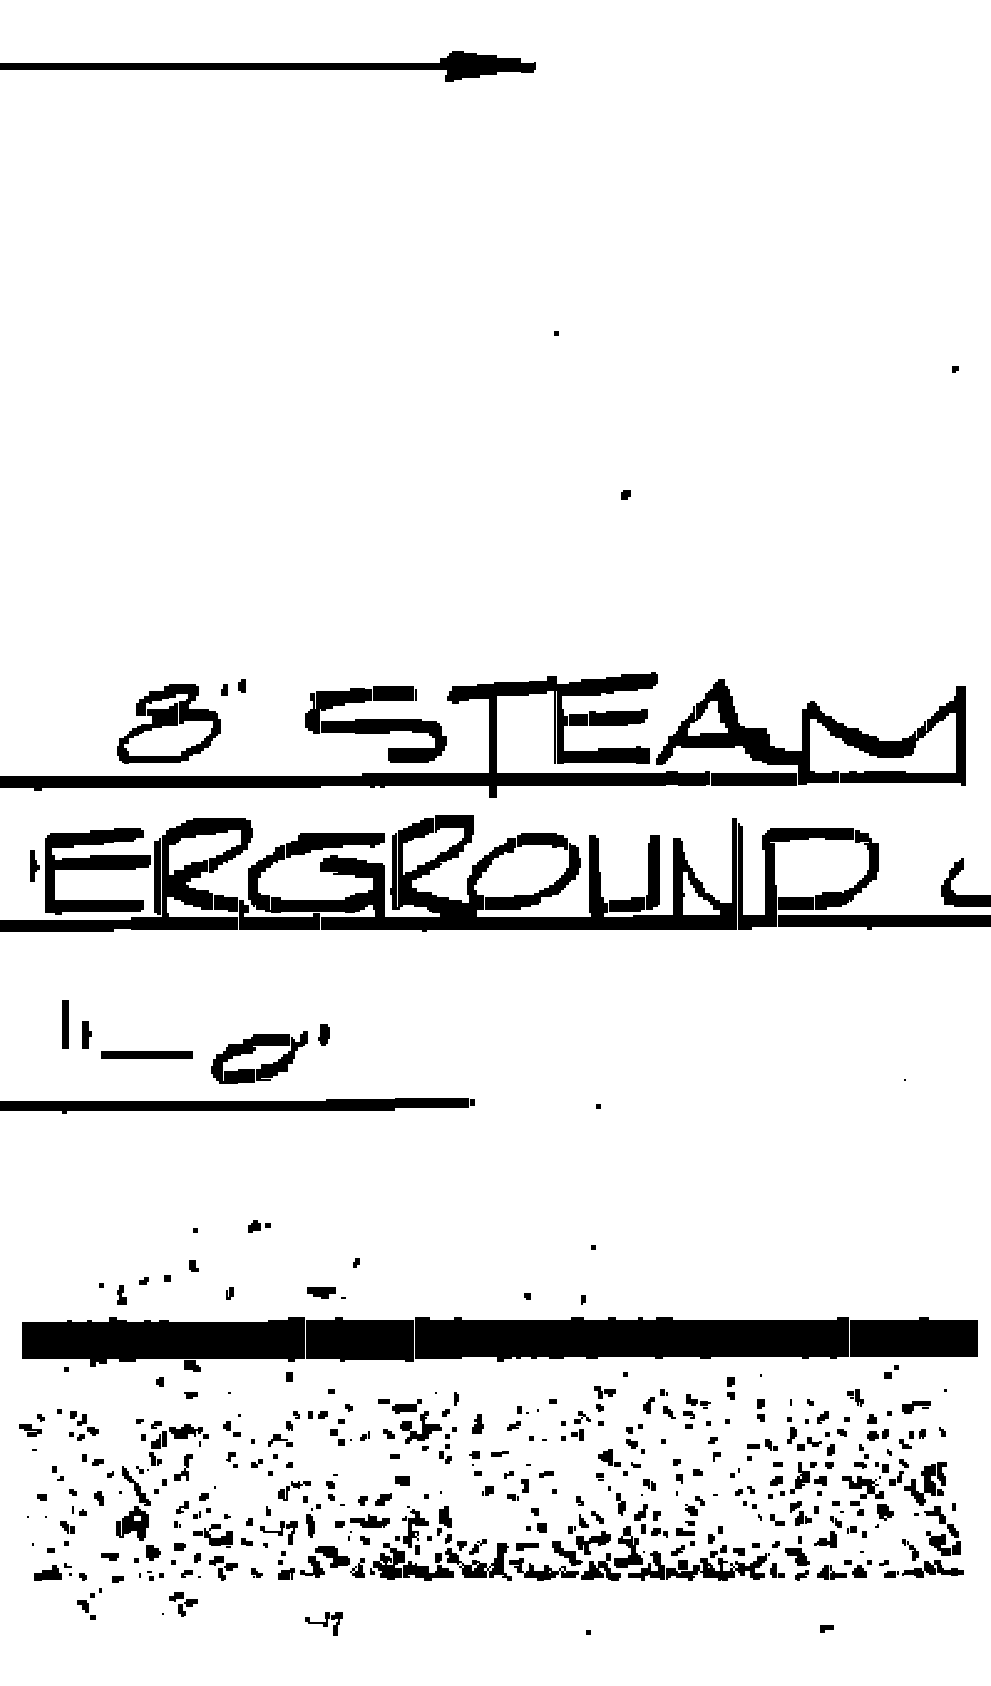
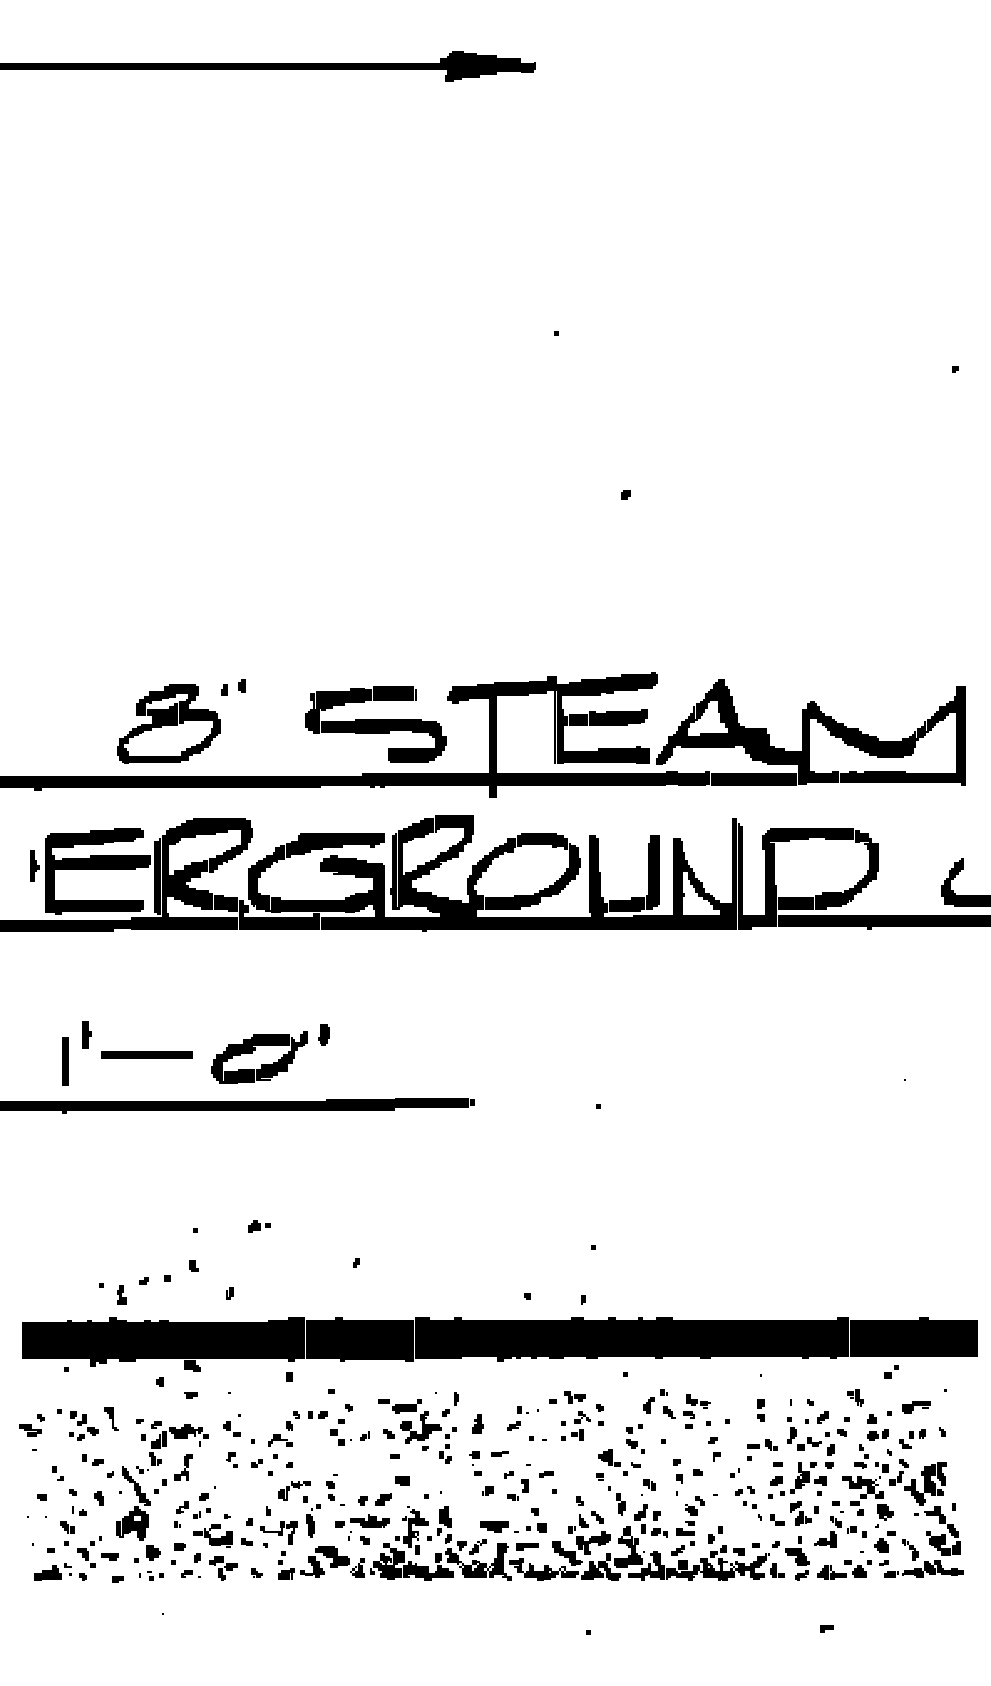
line position: (65, 1024) -> (65, 1061) (65, 1061)
part position: (326, 1292) -> (499, 1526) (499, 1526)
part: present -> none (730, 1388)
part position: (604, 1392) -> (574, 1397) (574, 1397)
part: none -> present (111, 1418)
part: none -> present (884, 1541)
part position: (89, 1603) -> (89, 1551) (89, 1551)
part: present -> none (183, 1604)
part: present -> none (323, 1623)
